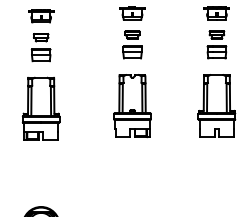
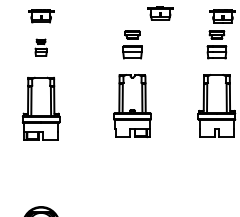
part position: (132, 13) -> (160, 13) (160, 13)
part position: (216, 13) -> (222, 16) (222, 16)
part size: 22x30 px -> 14x19 px (40, 47)
